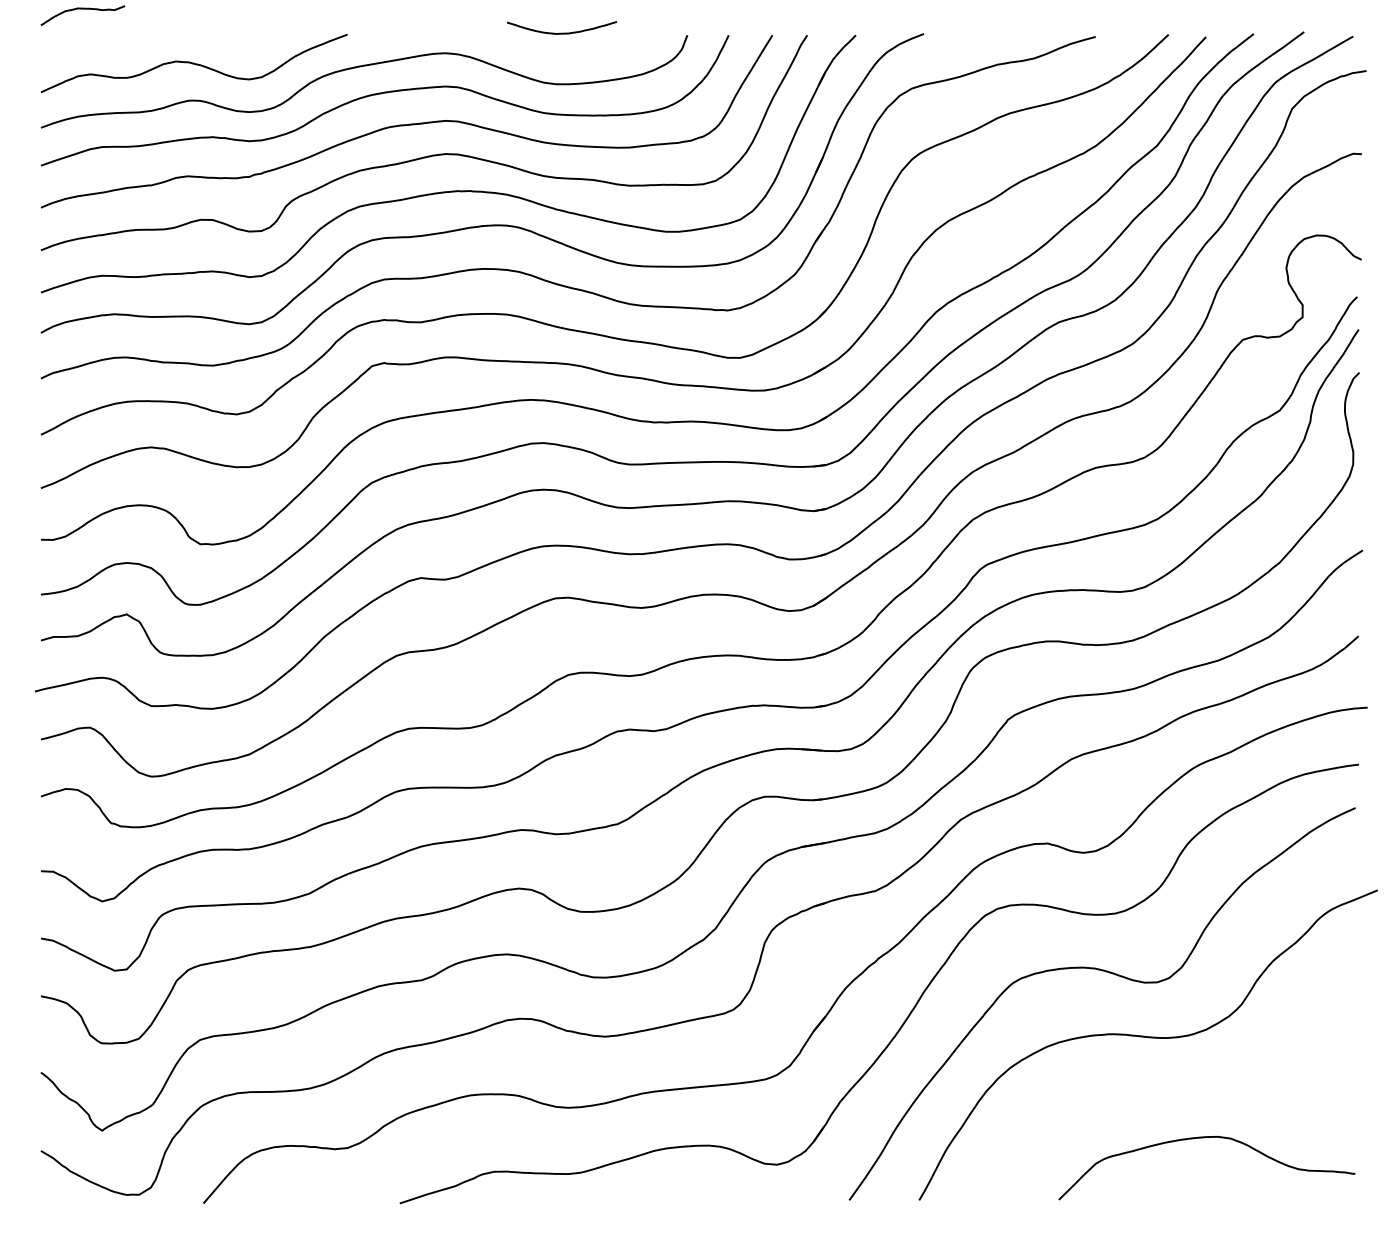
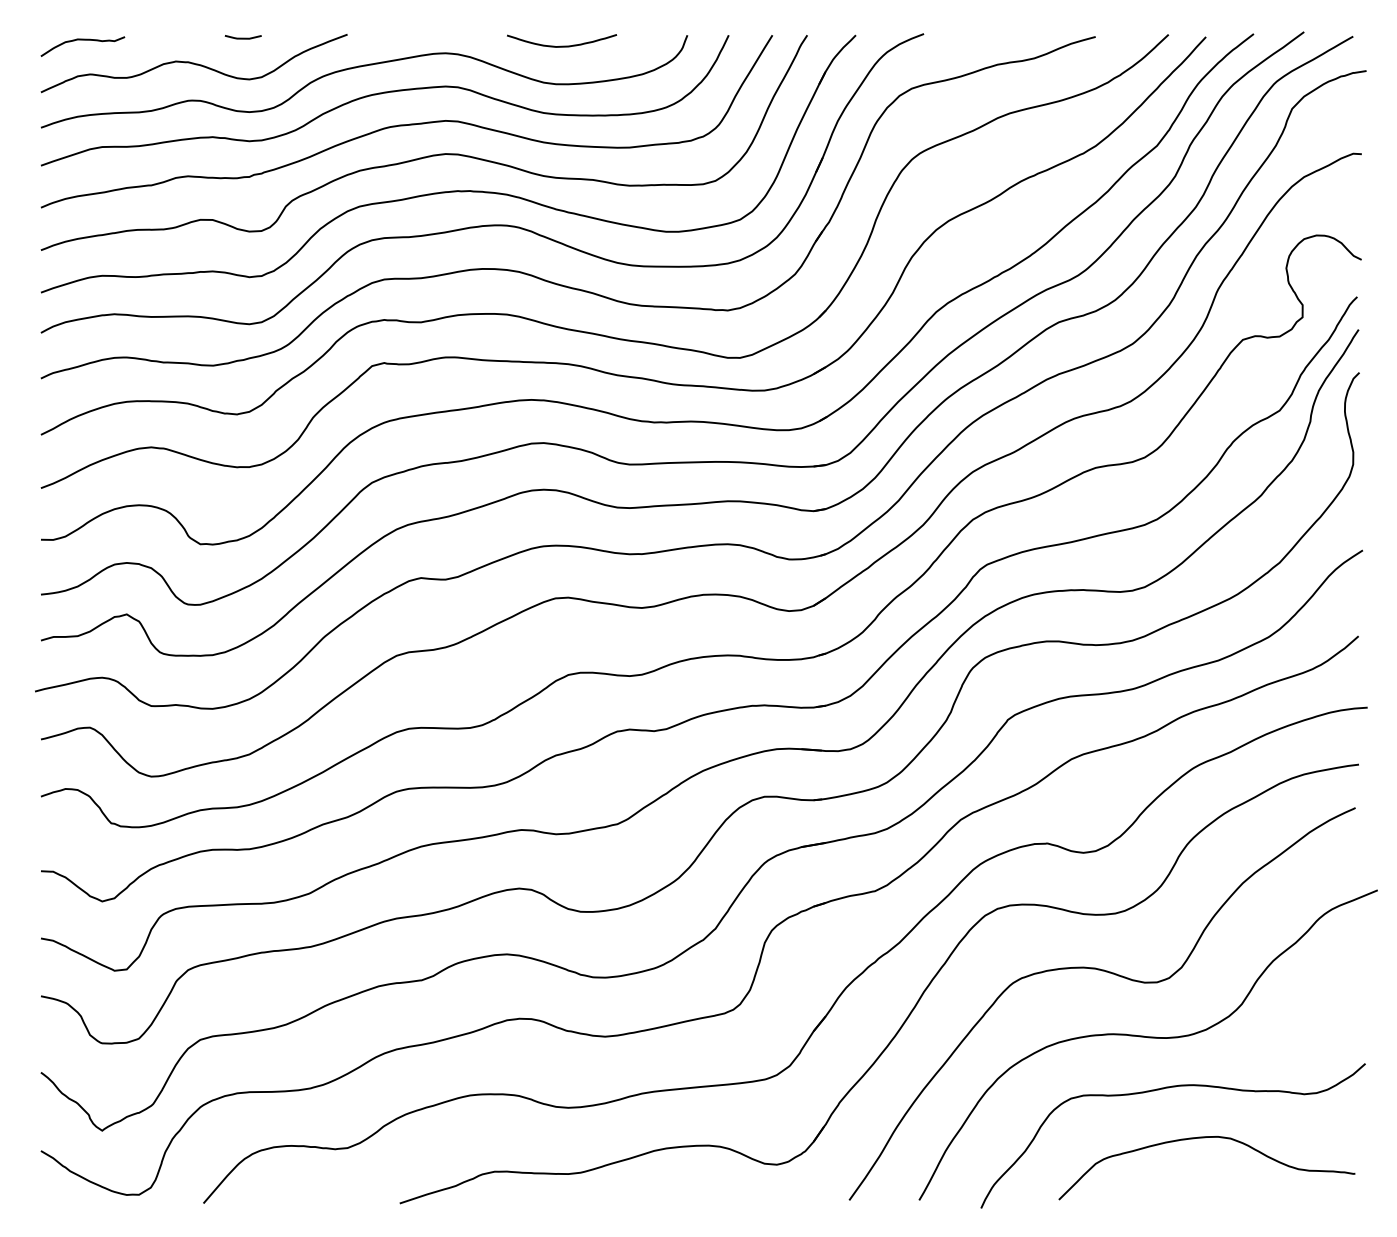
curve position: (82, 9) -> (82, 40) (82, 40)
curve position: (562, 32) -> (562, 45) (562, 45)
line: none -> present (242, 37)
curve: none -> present (1159, 1090)
